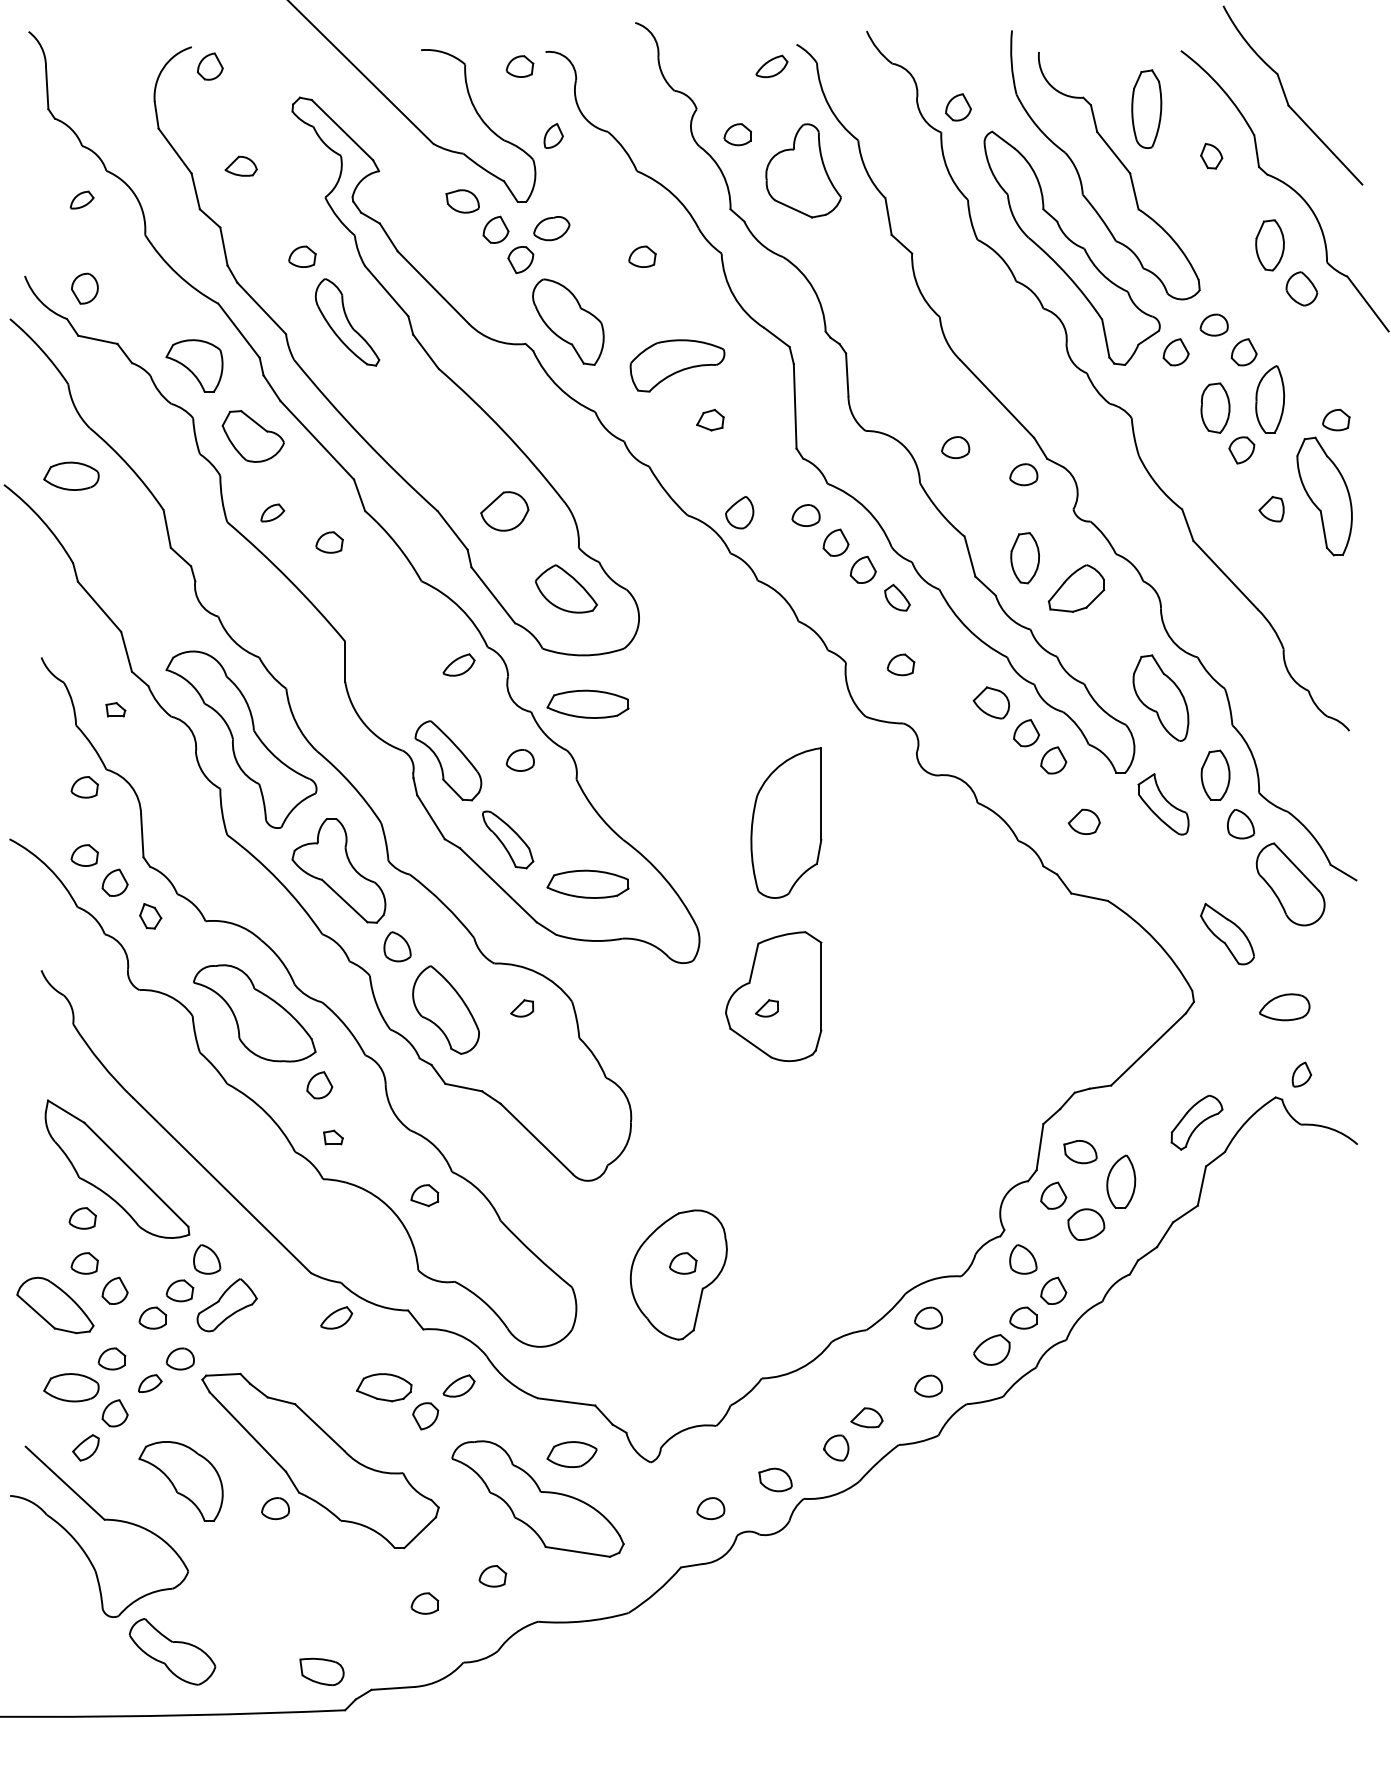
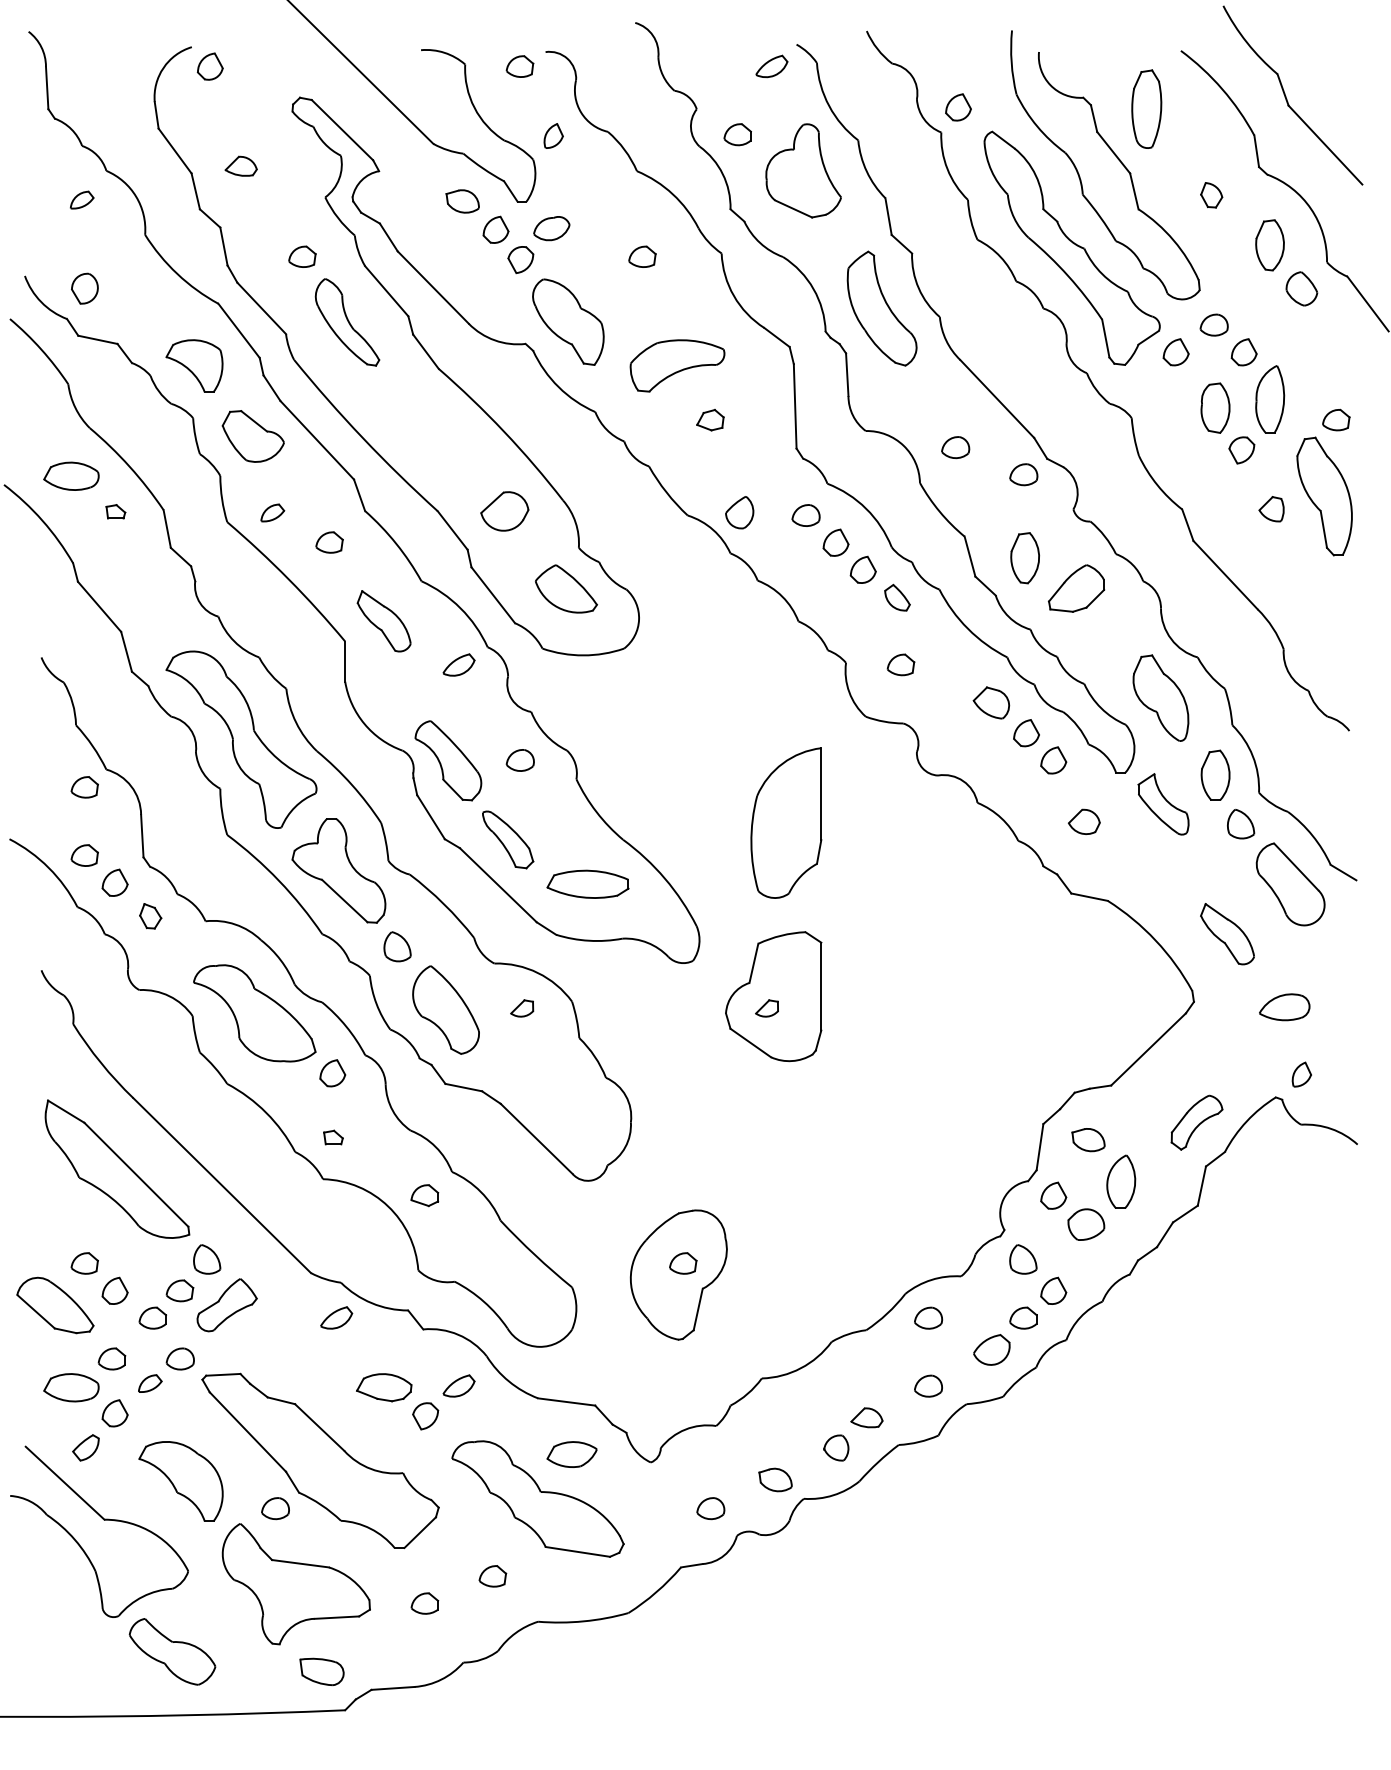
part position: (1211, 156) -> (1211, 195) (1211, 195)
part: none -> present (881, 308)
part: none -> present (383, 621)
part: present -> none (587, 703)
part position: (115, 709) -> (115, 511) (115, 511)
part position: (319, 1085) -> (332, 1073) (332, 1073)
part position: (1080, 1152) -> (1088, 1140) (1088, 1140)
part: present -> none (82, 1218)
part: none -> present (295, 1584)
